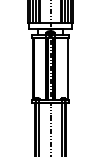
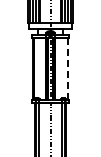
line: solid -> dashed (68, 68)
